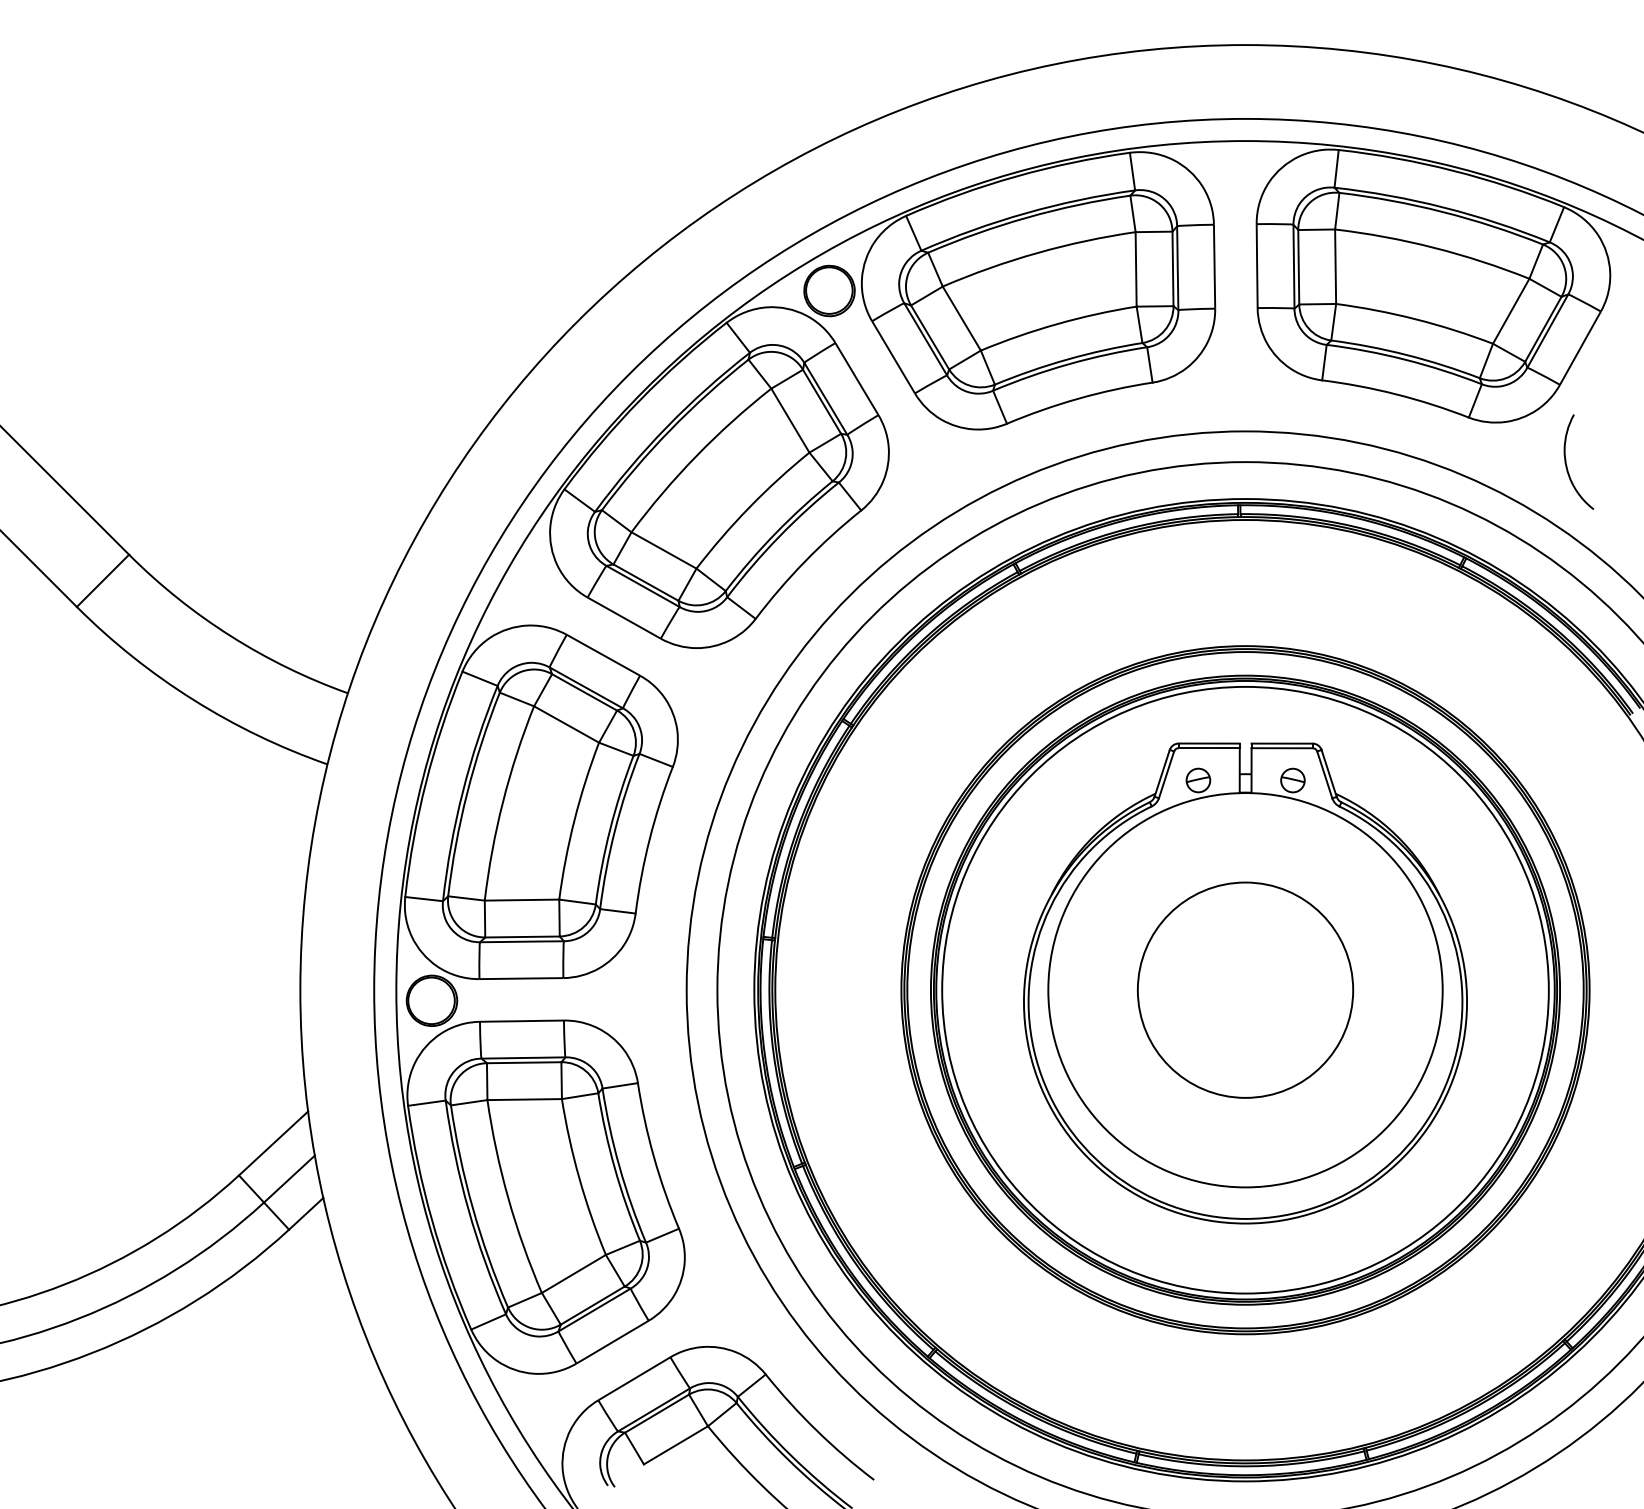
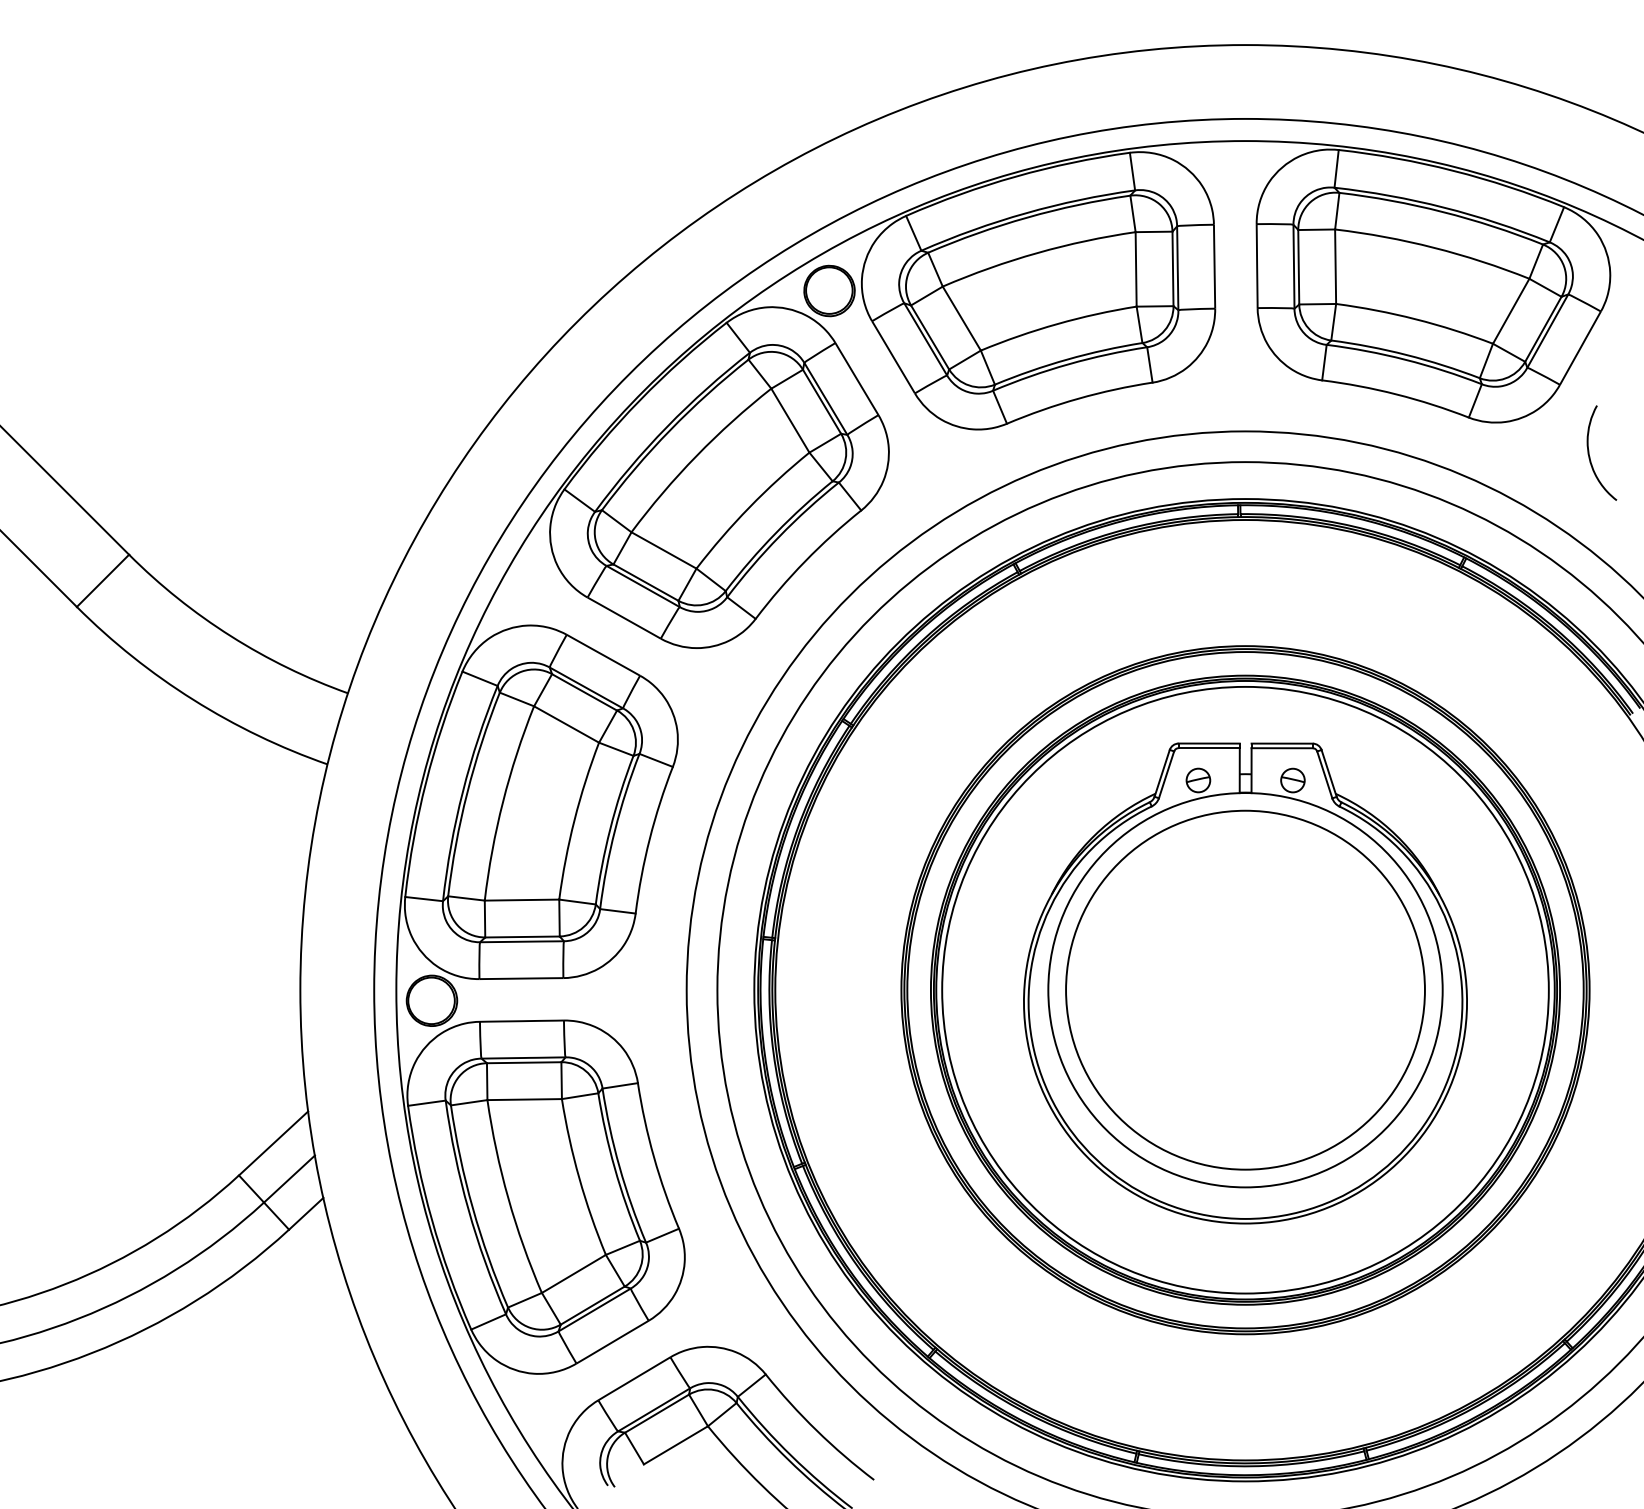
curve position: (1567, 465) -> (1590, 456) (1590, 456)
circle diameter: 215 px -> 359 px (1245, 989)
